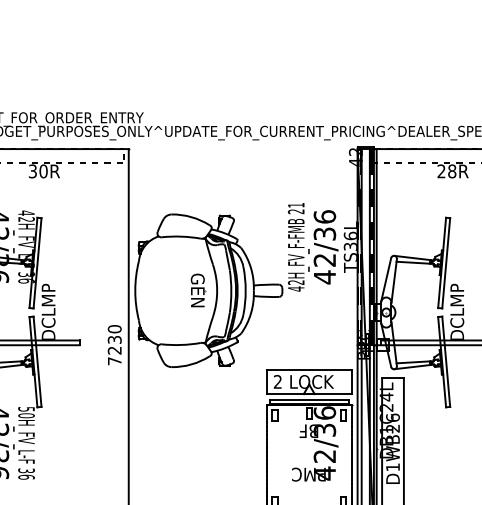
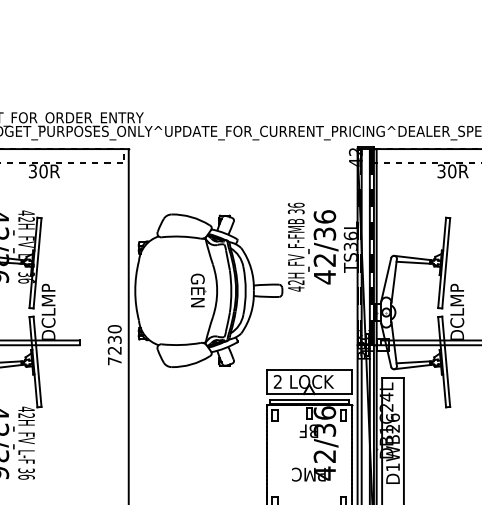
text: 28R -> 30R (446, 171)
text: 21 -> 36 (295, 208)
text: 50H_FV_L-F -> 42H_FV_L-F (26, 412)
